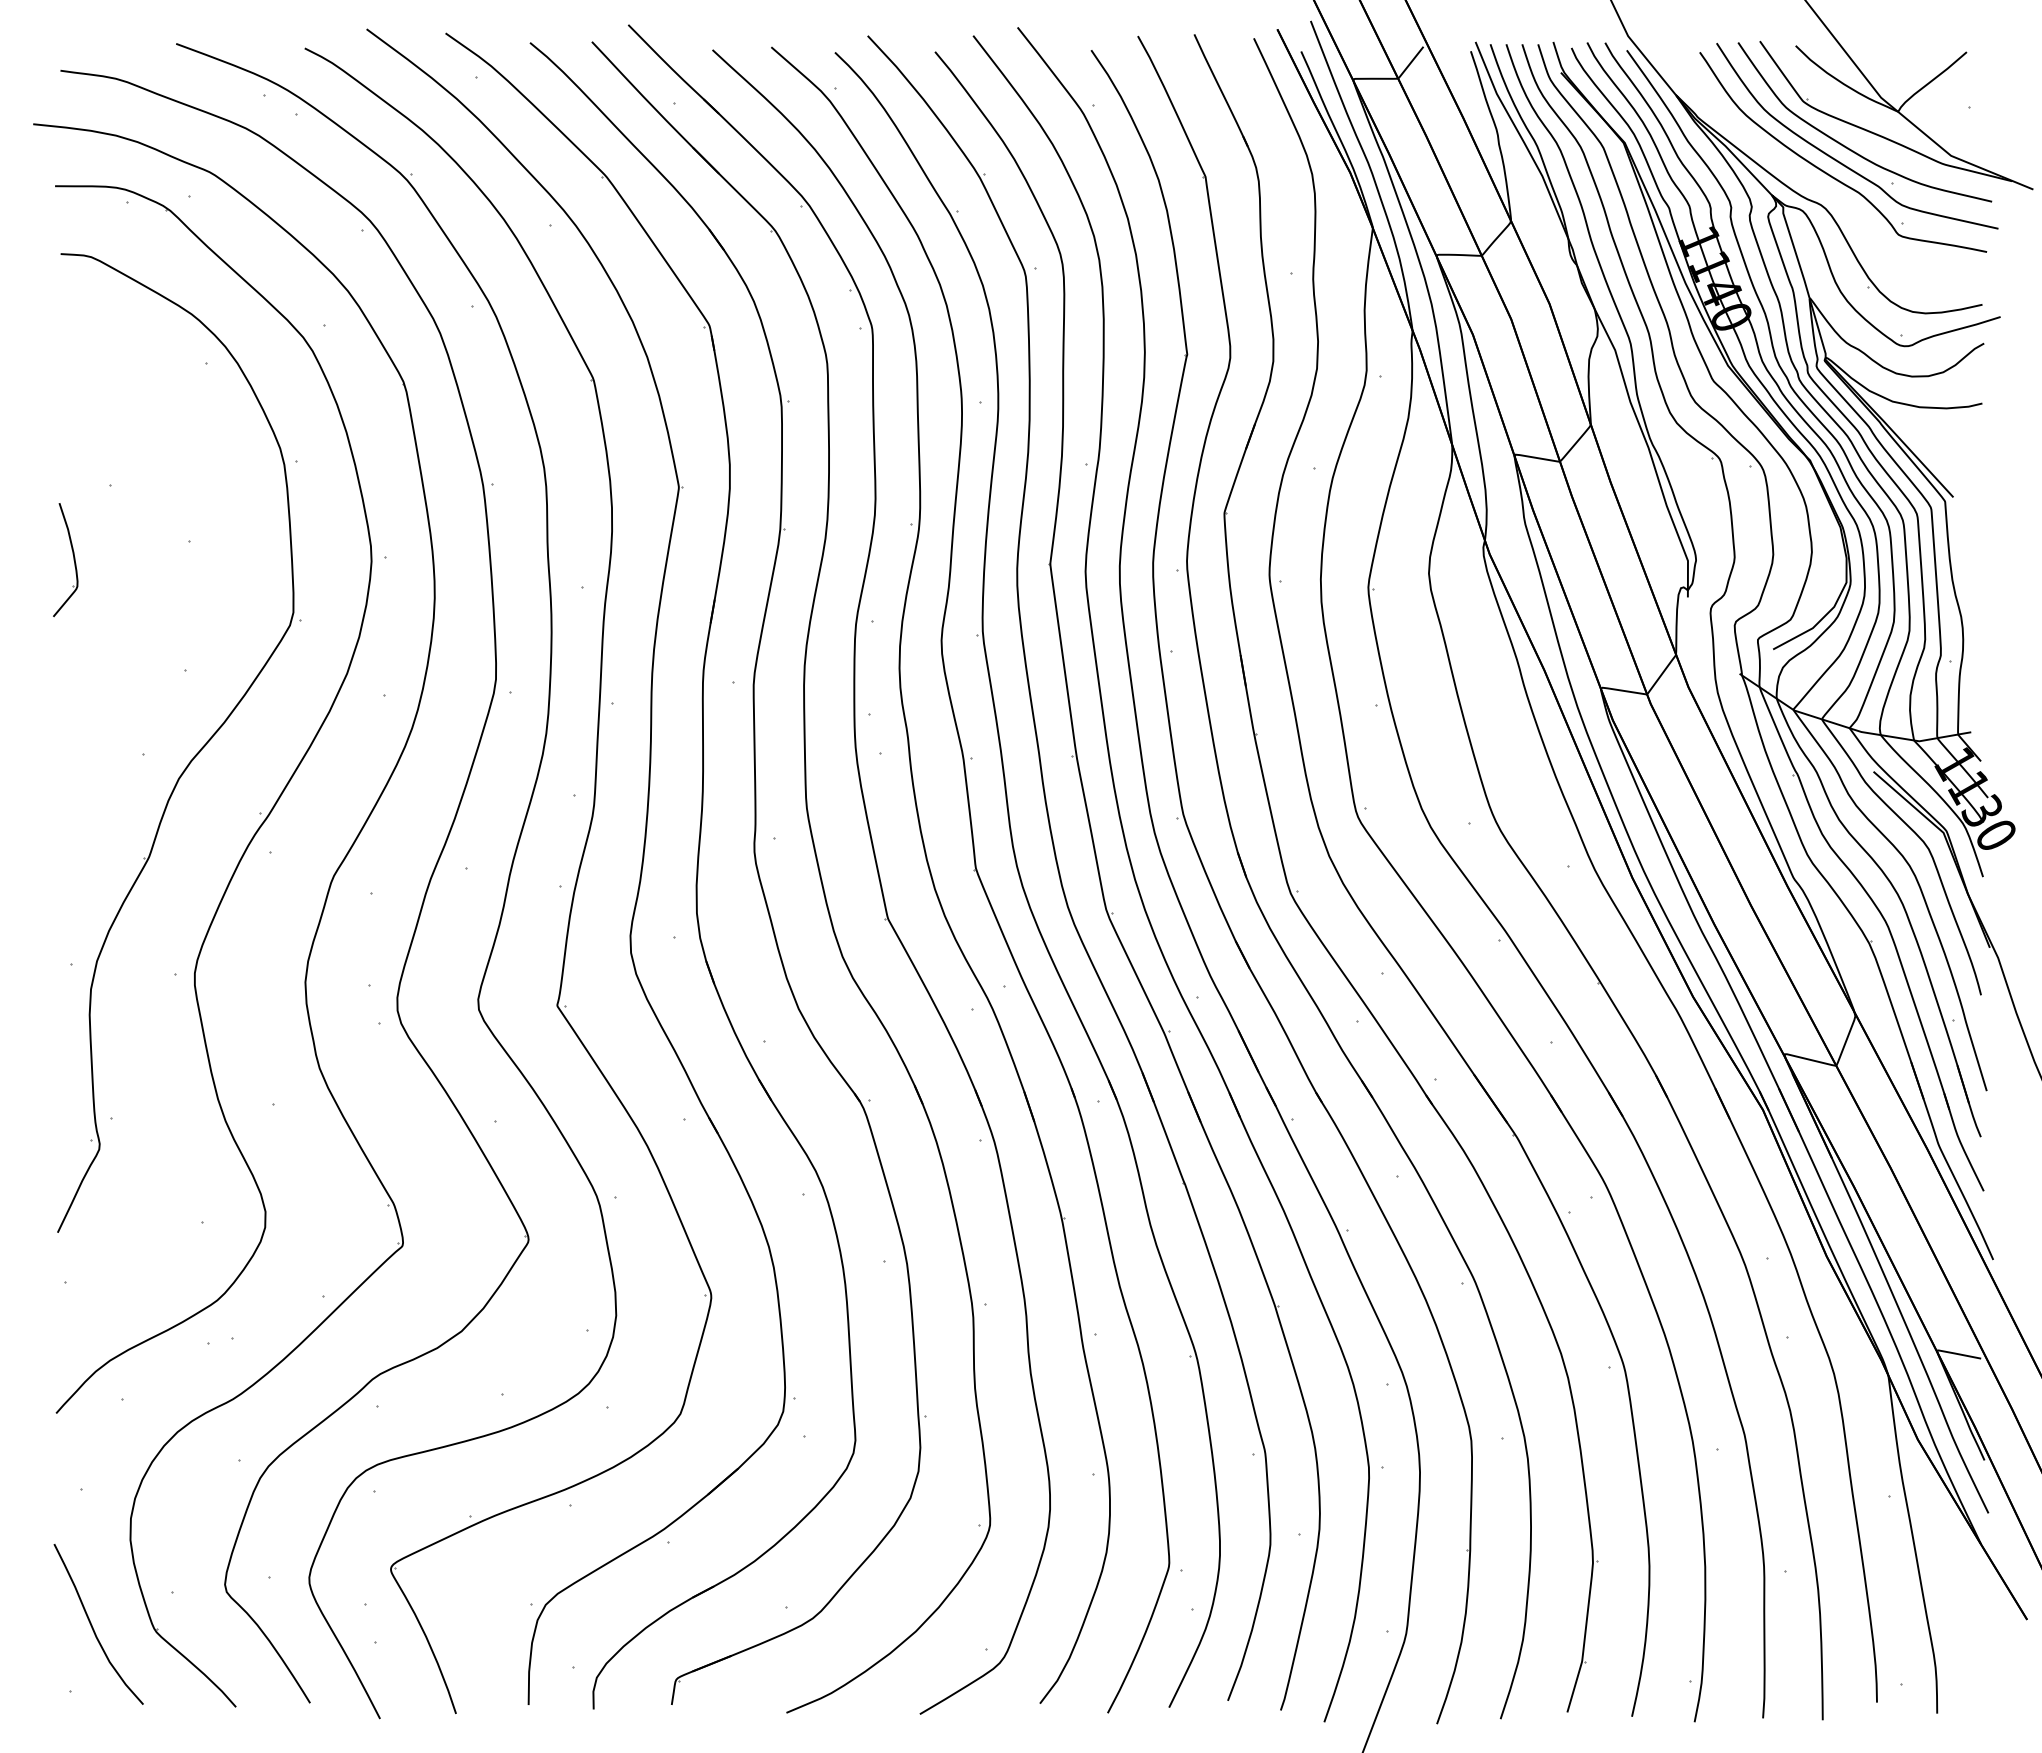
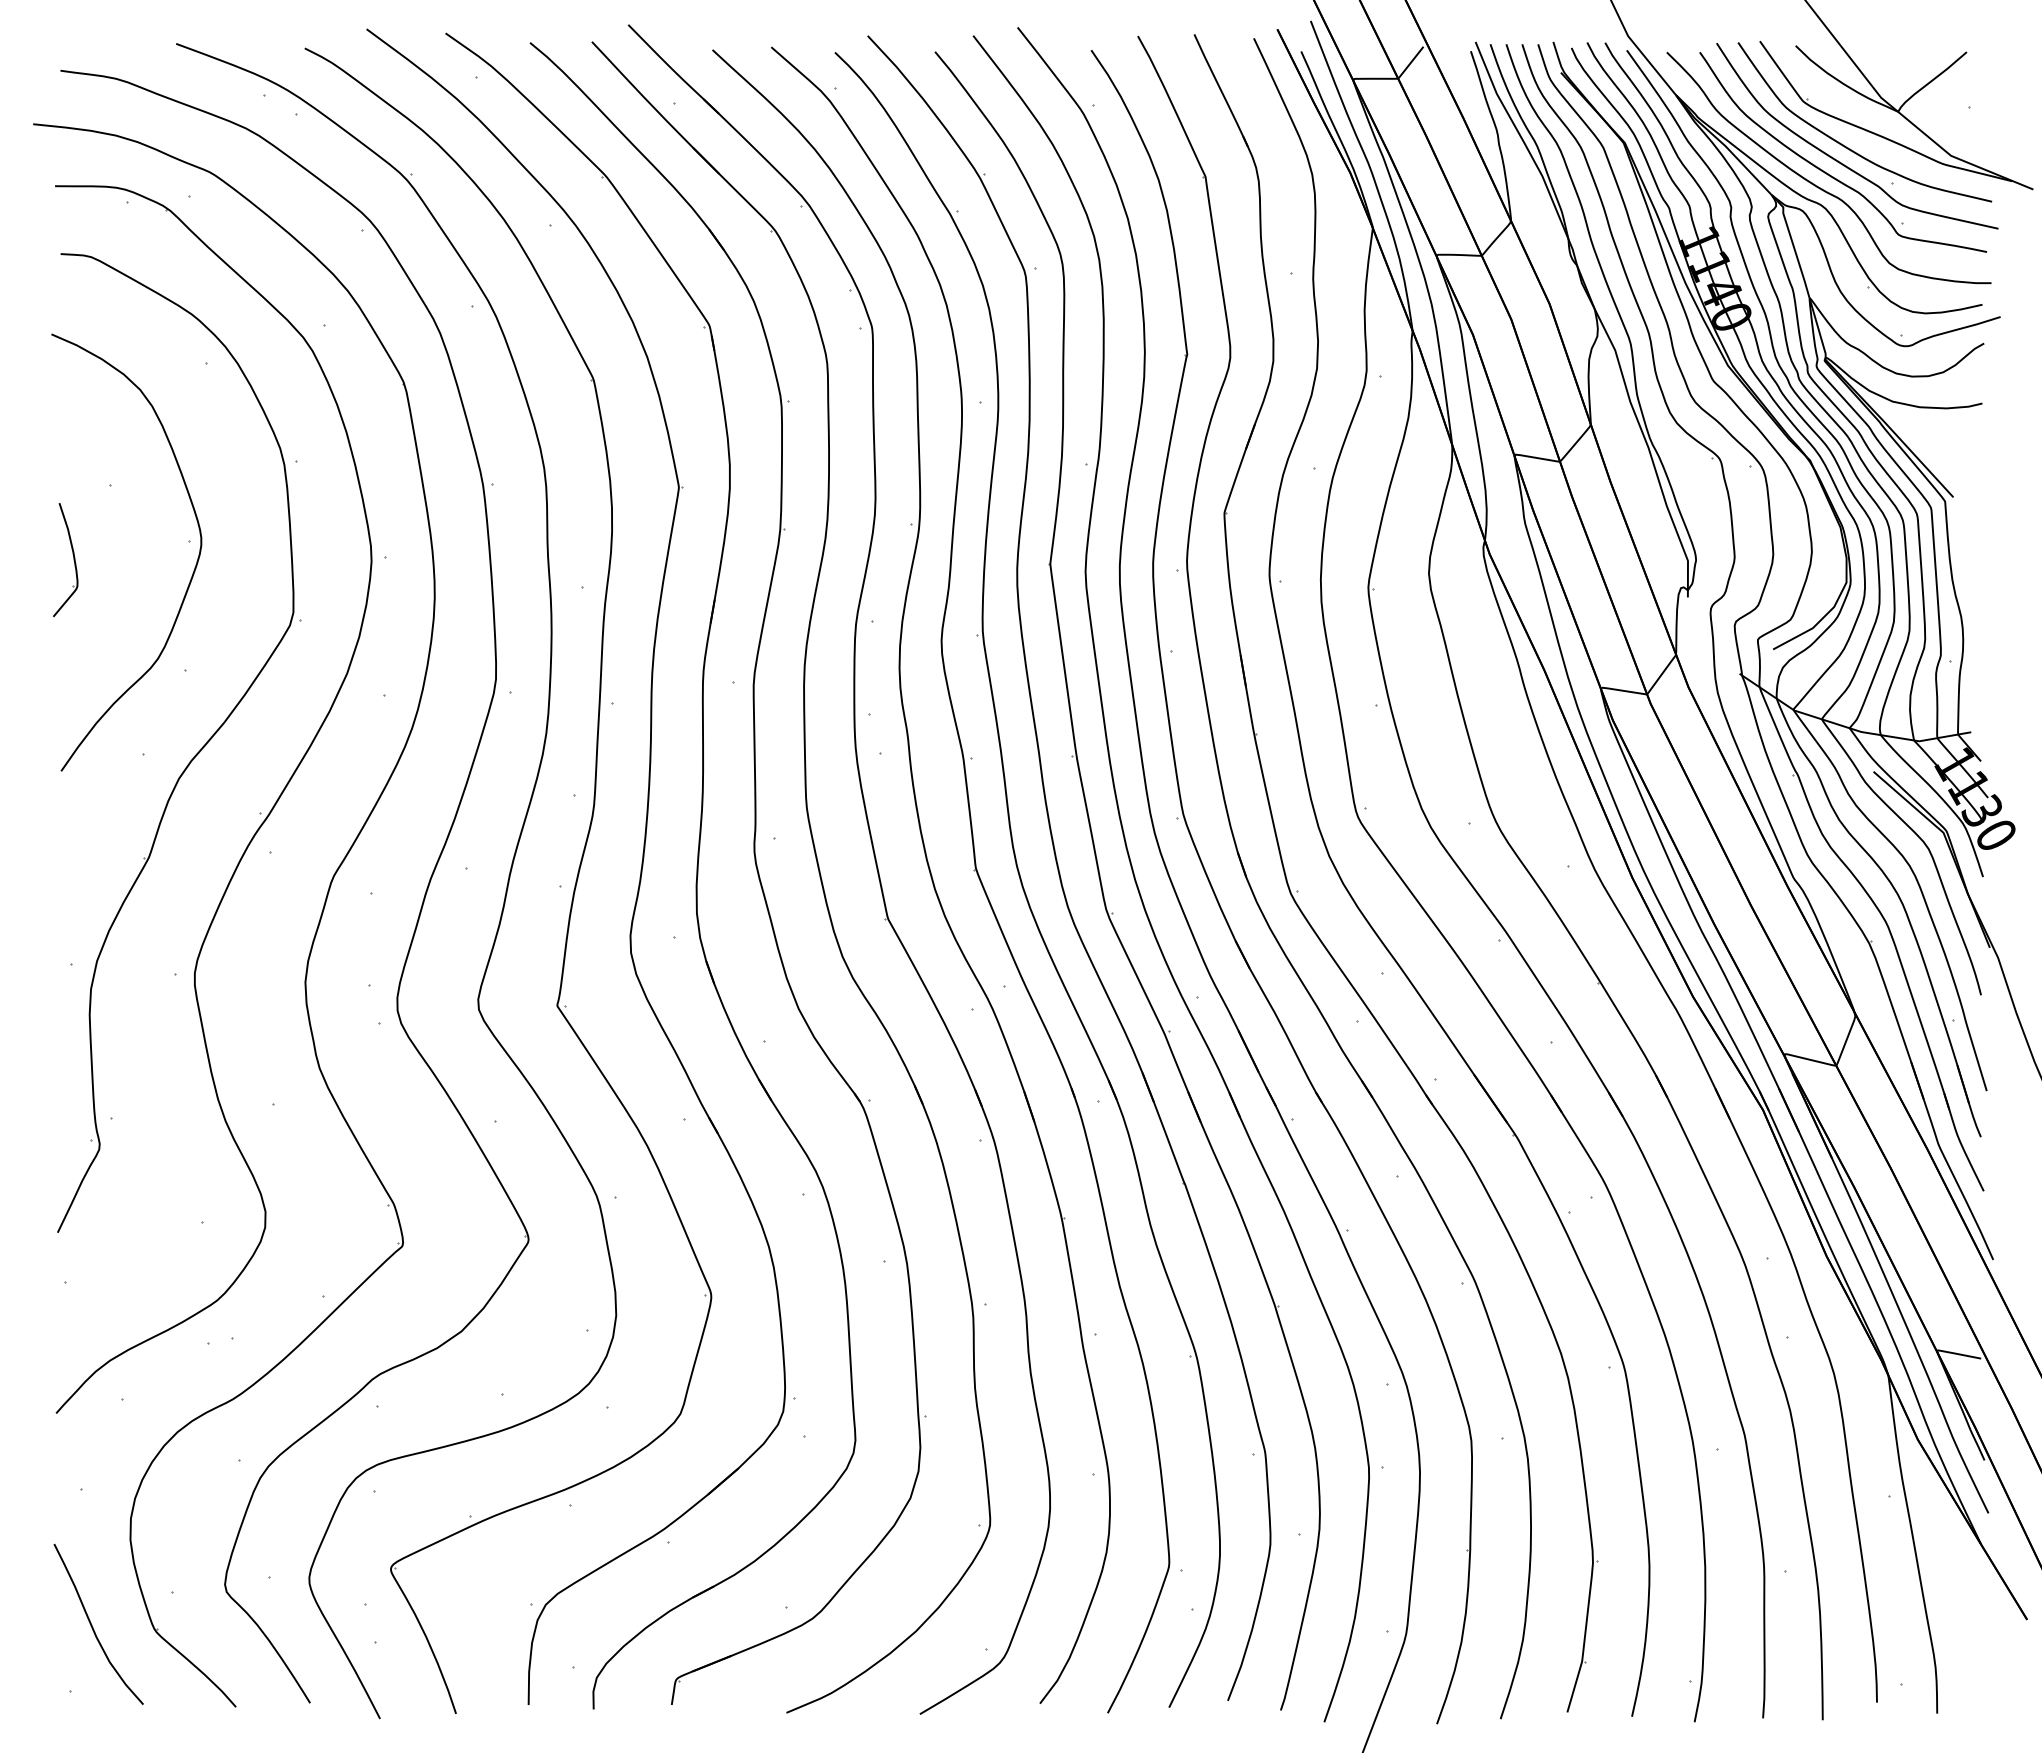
curve: none -> present (1817, 185)
curve: none -> present (190, 578)
